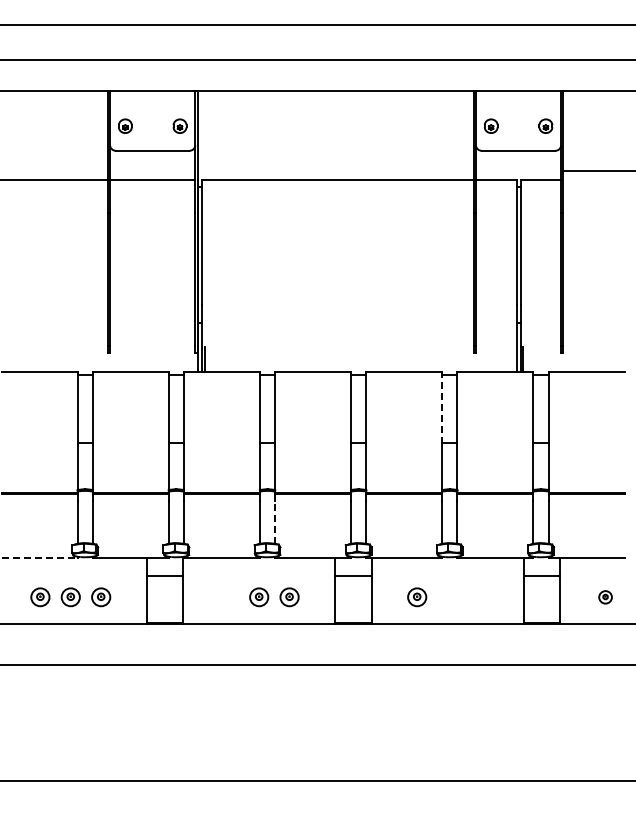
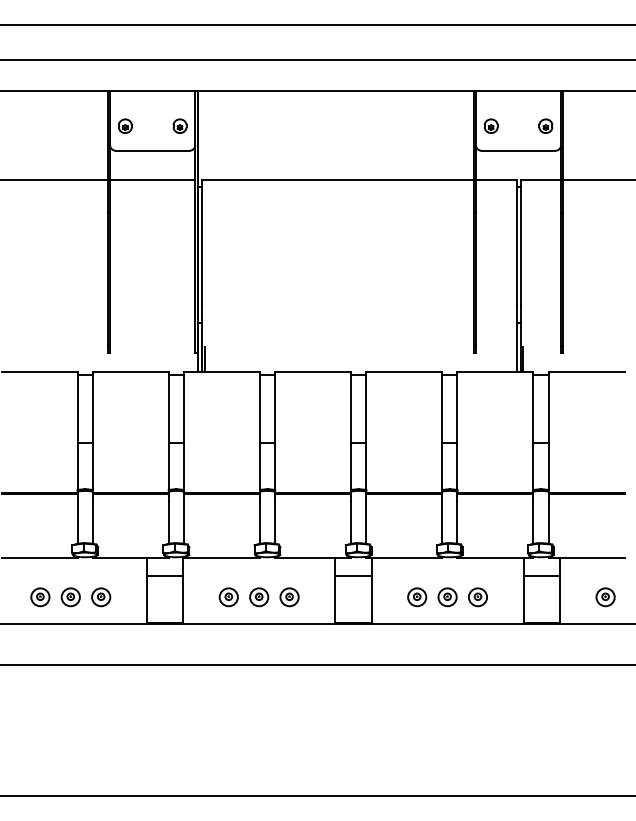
line position: (597, 170) -> (597, 179) (597, 179)
line: dashed -> solid (442, 408)
line: dashed -> solid (275, 521)
line: dashed -> solid (39, 557)
part: none -> present (228, 597)
part: none -> present (447, 597)
part: none -> present (477, 597)
part size: 15x15 px -> 21x21 px (605, 597)
line position: (317, 781) -> (317, 796) (317, 796)
